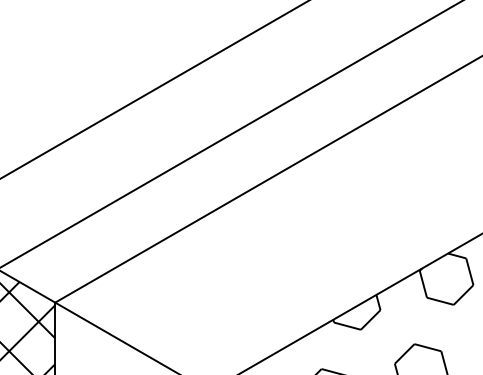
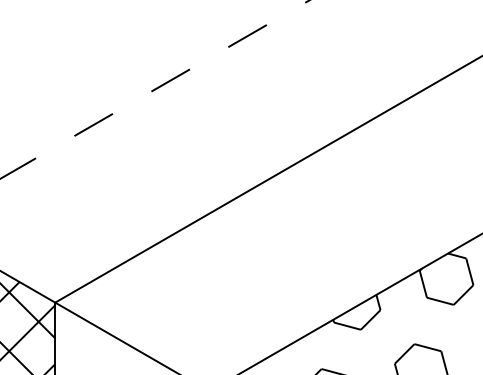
line: solid -> dashed (155, 89)
line: present -> none (231, 134)
